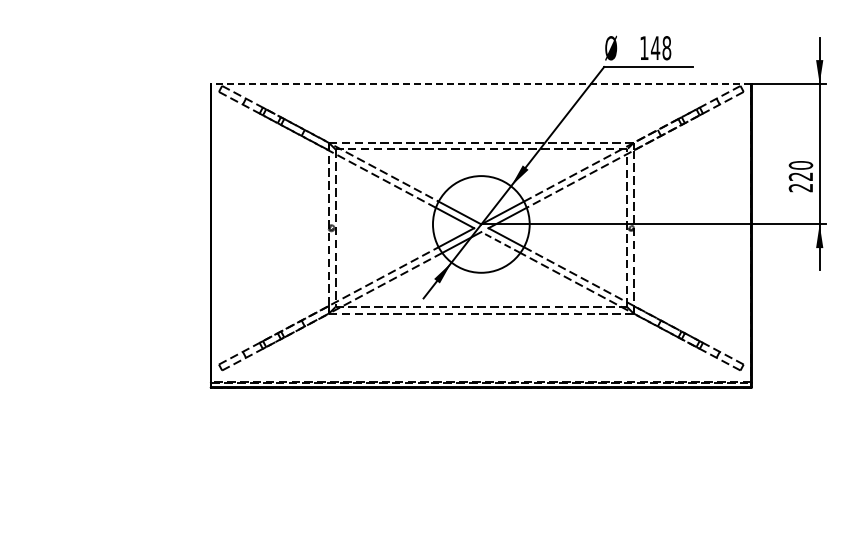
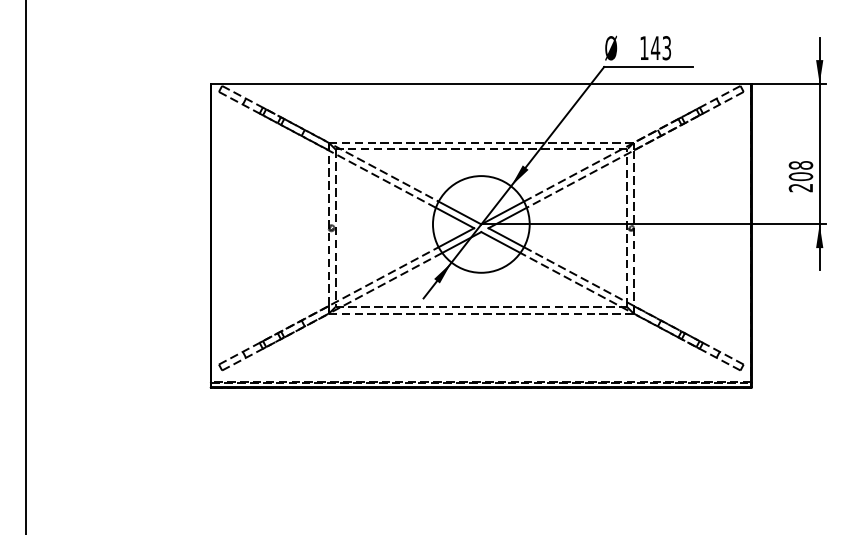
text: 148 -> 143 (666, 48)
line: dashed -> solid (480, 83)
text: 220 -> 208 (800, 171)
line: dashed -> solid (500, 242)
line: none -> present (25, 266)
